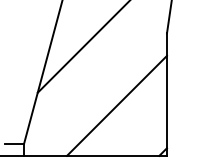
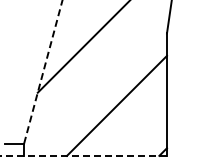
line: solid -> dashed (43, 72)
line: solid -> dashed (83, 155)
